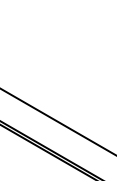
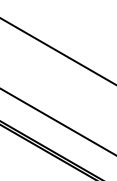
line: none -> present (57, 51)
